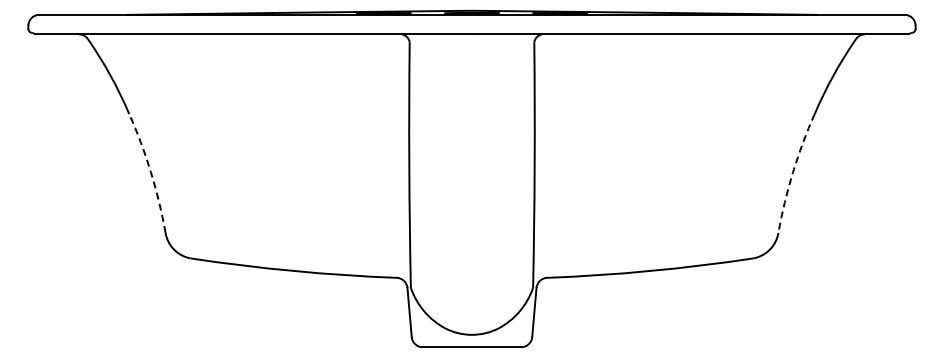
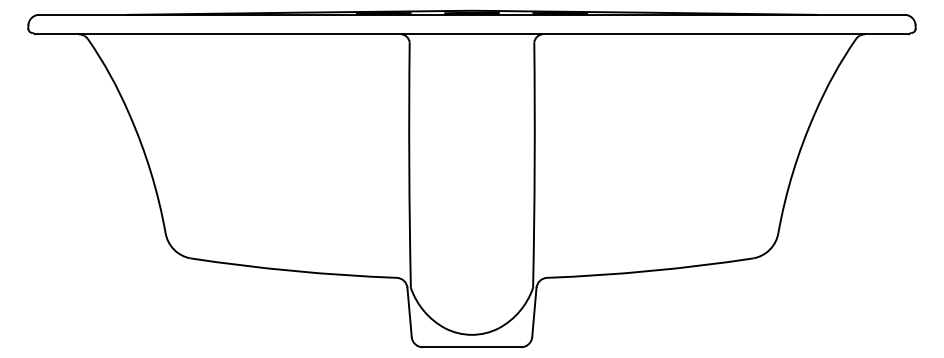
arc: dashed -> solid (150, 172)
arc: dashed -> solid (793, 172)
